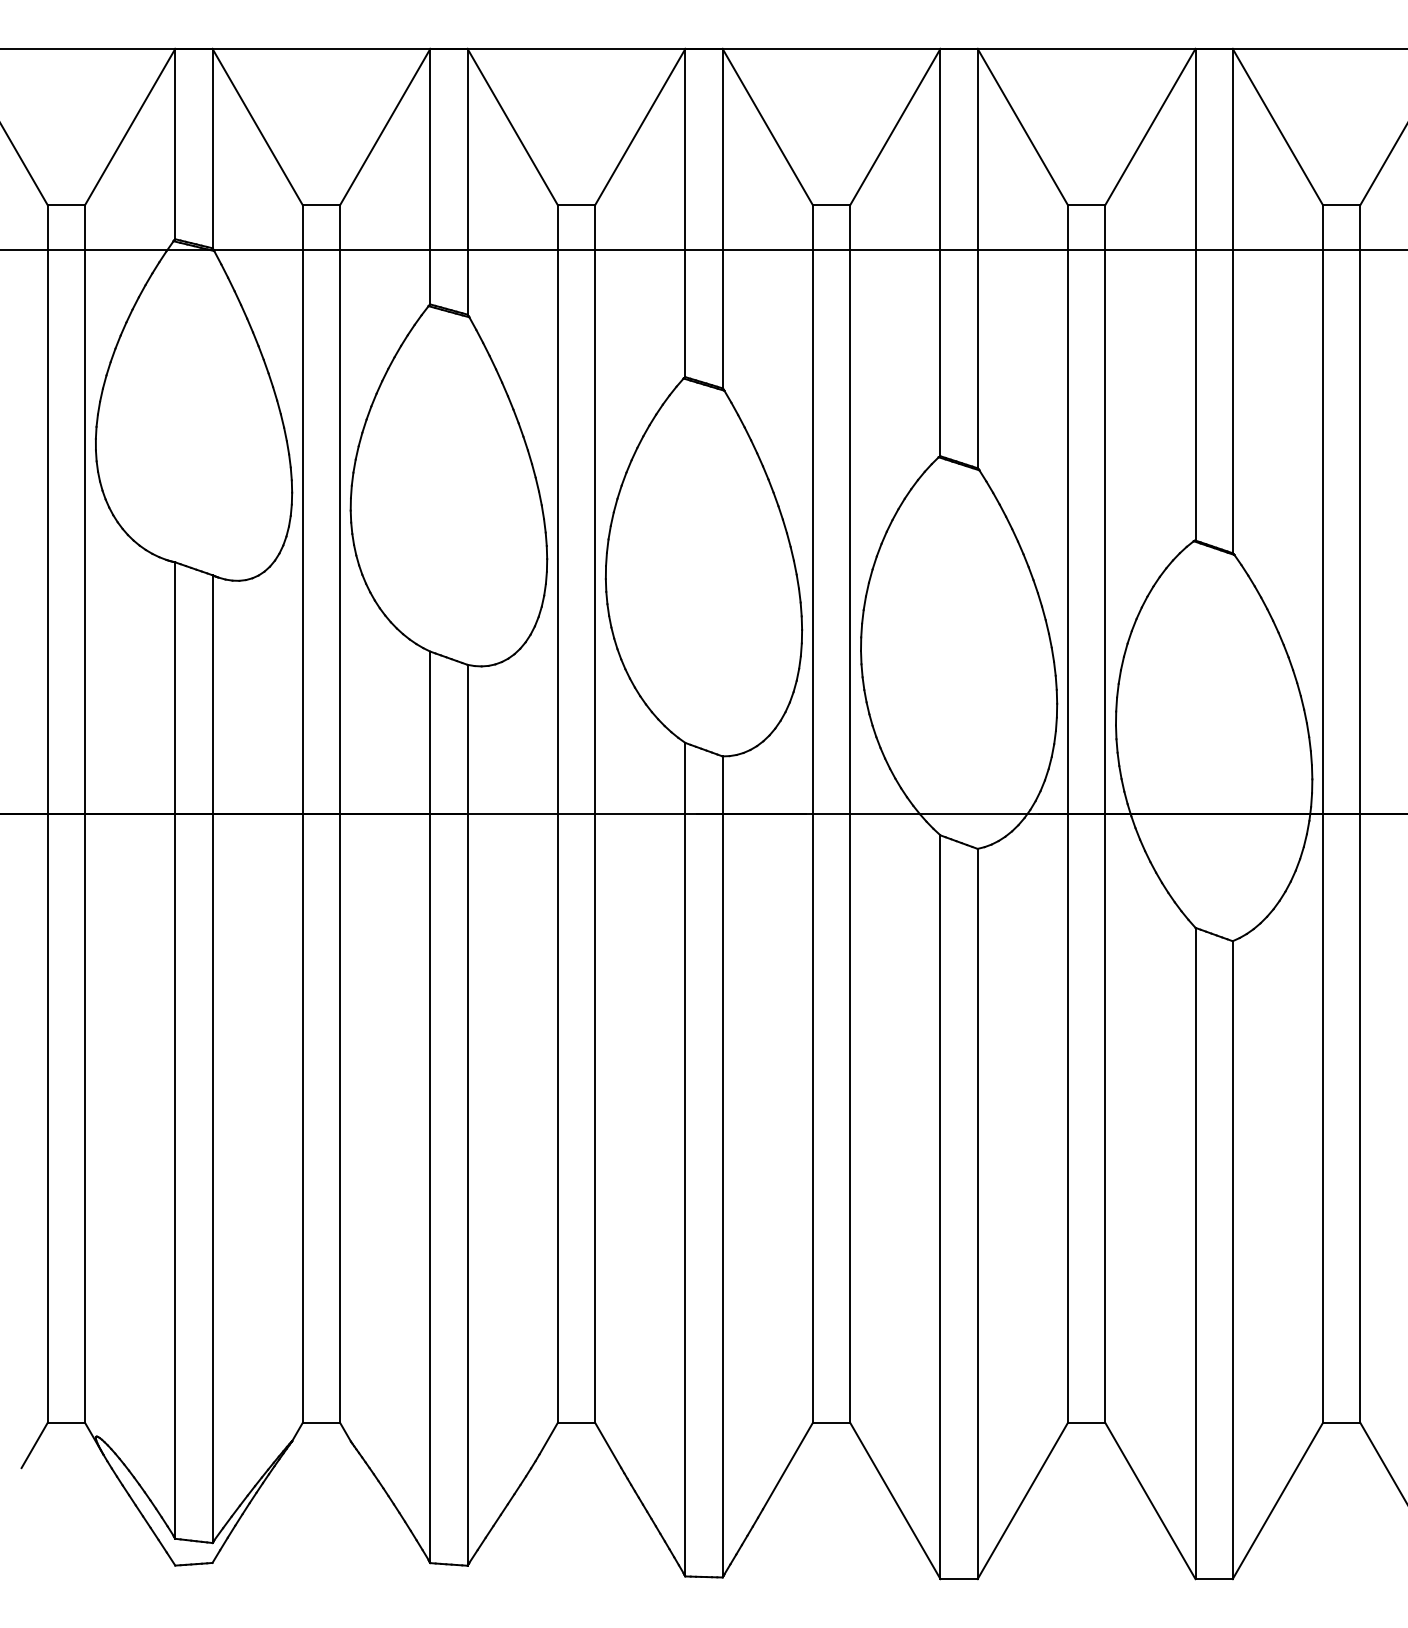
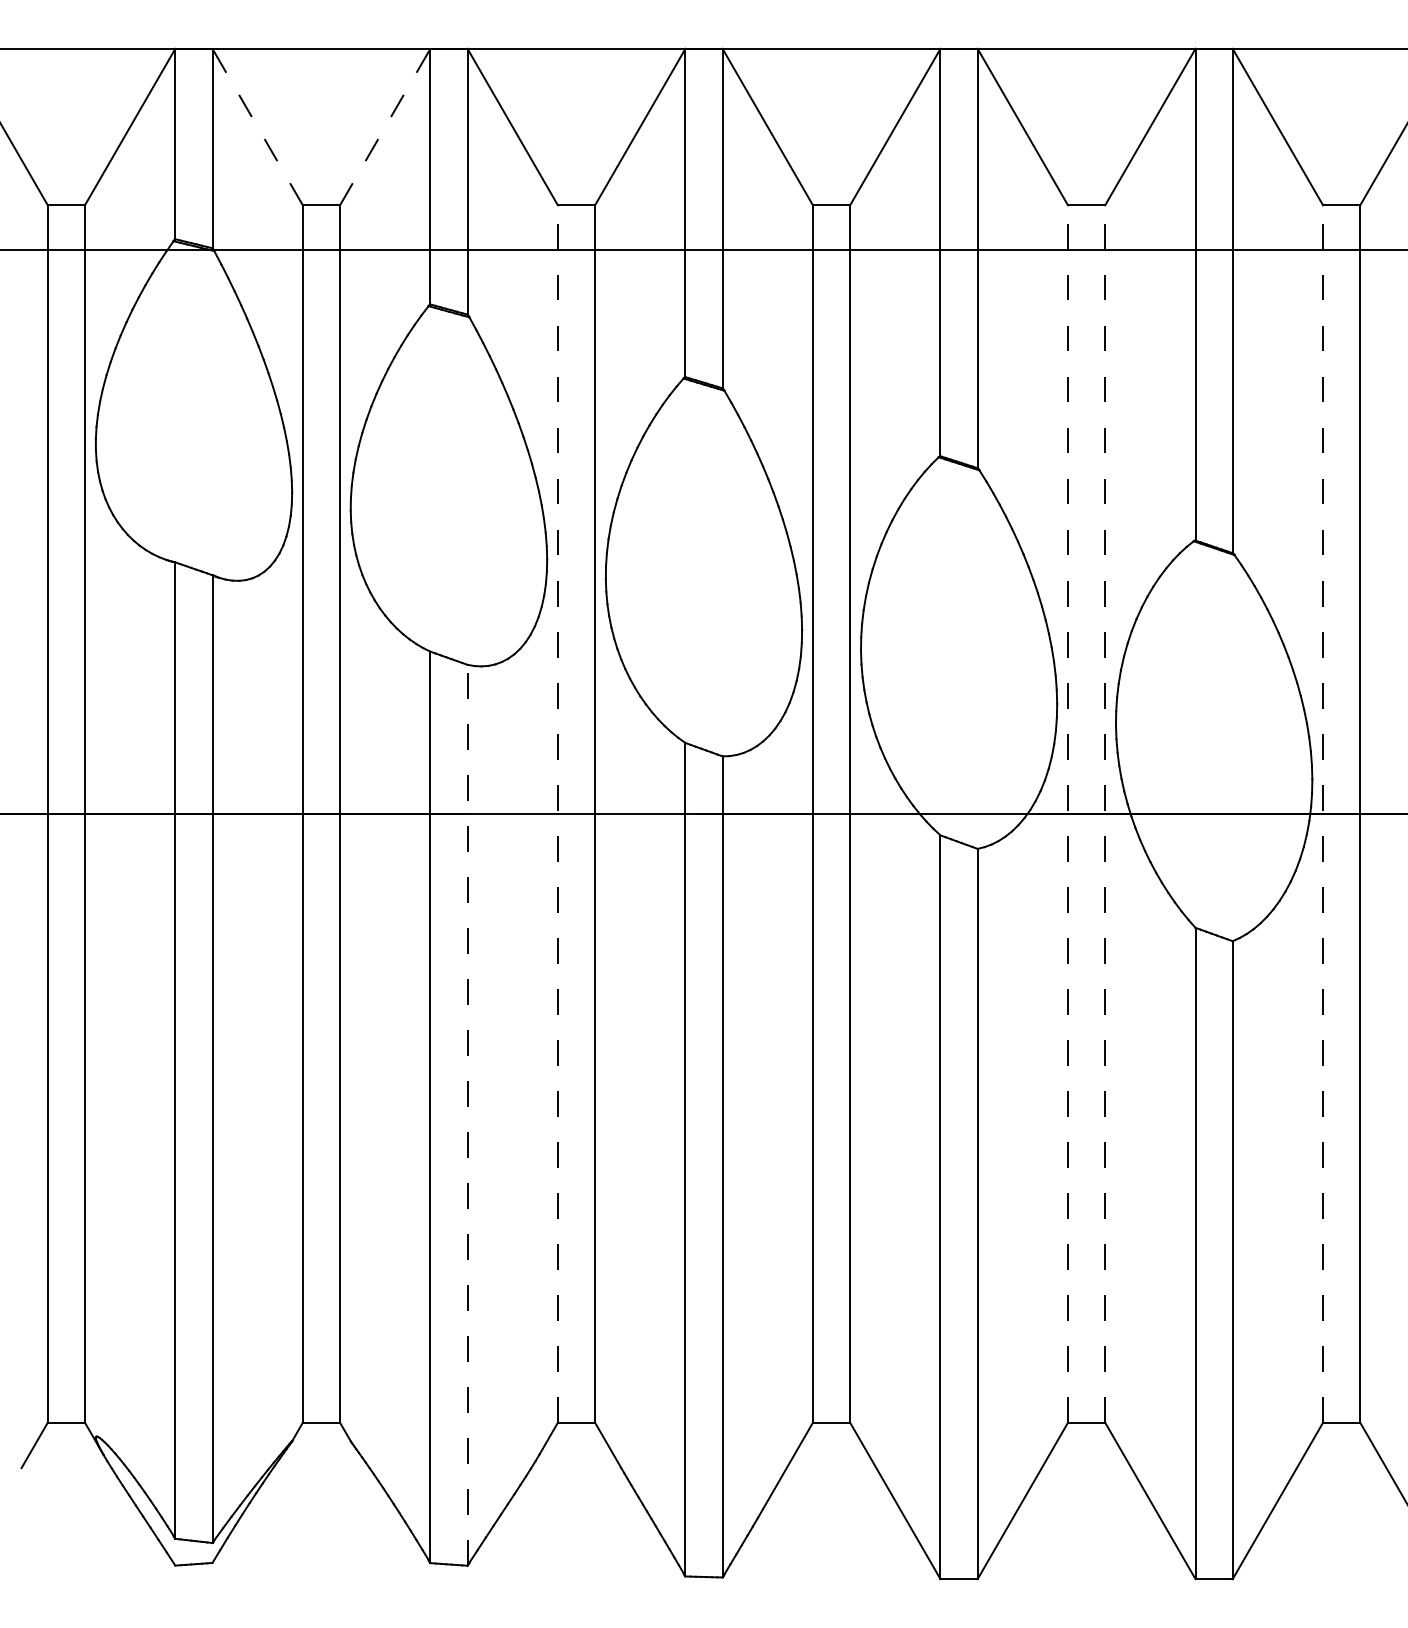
line: solid -> dashed (257, 126)
line: solid -> dashed (385, 126)
line: solid -> dashed (557, 813)
line: solid -> dashed (1068, 813)
line: solid -> dashed (1105, 813)
line: solid -> dashed (1323, 813)
line: solid -> dashed (467, 1114)
